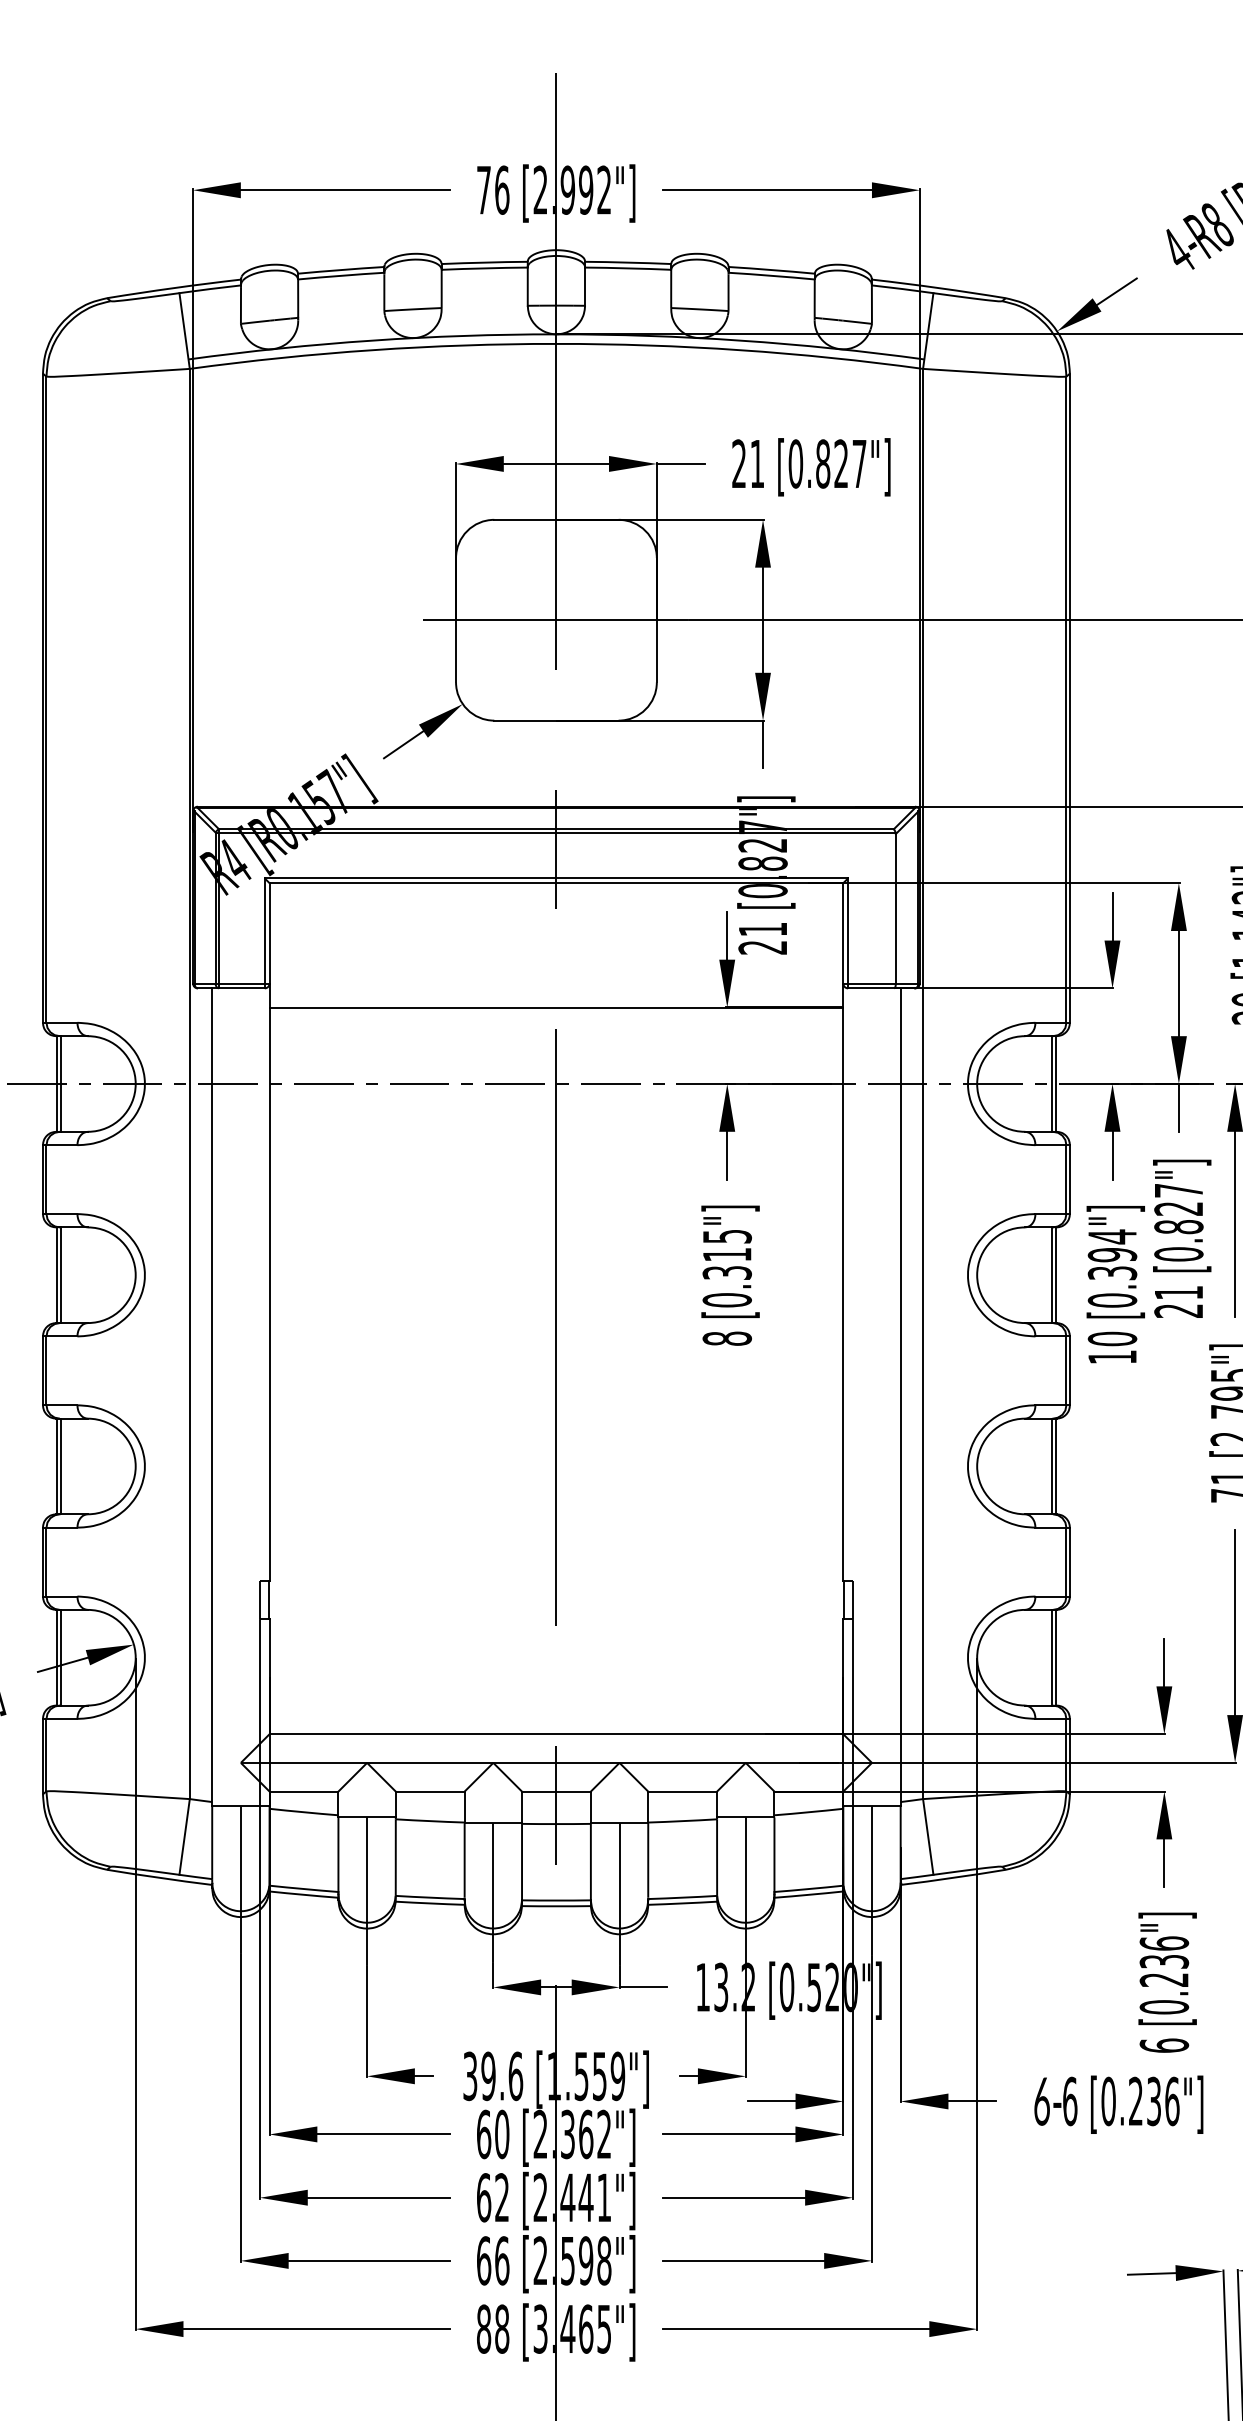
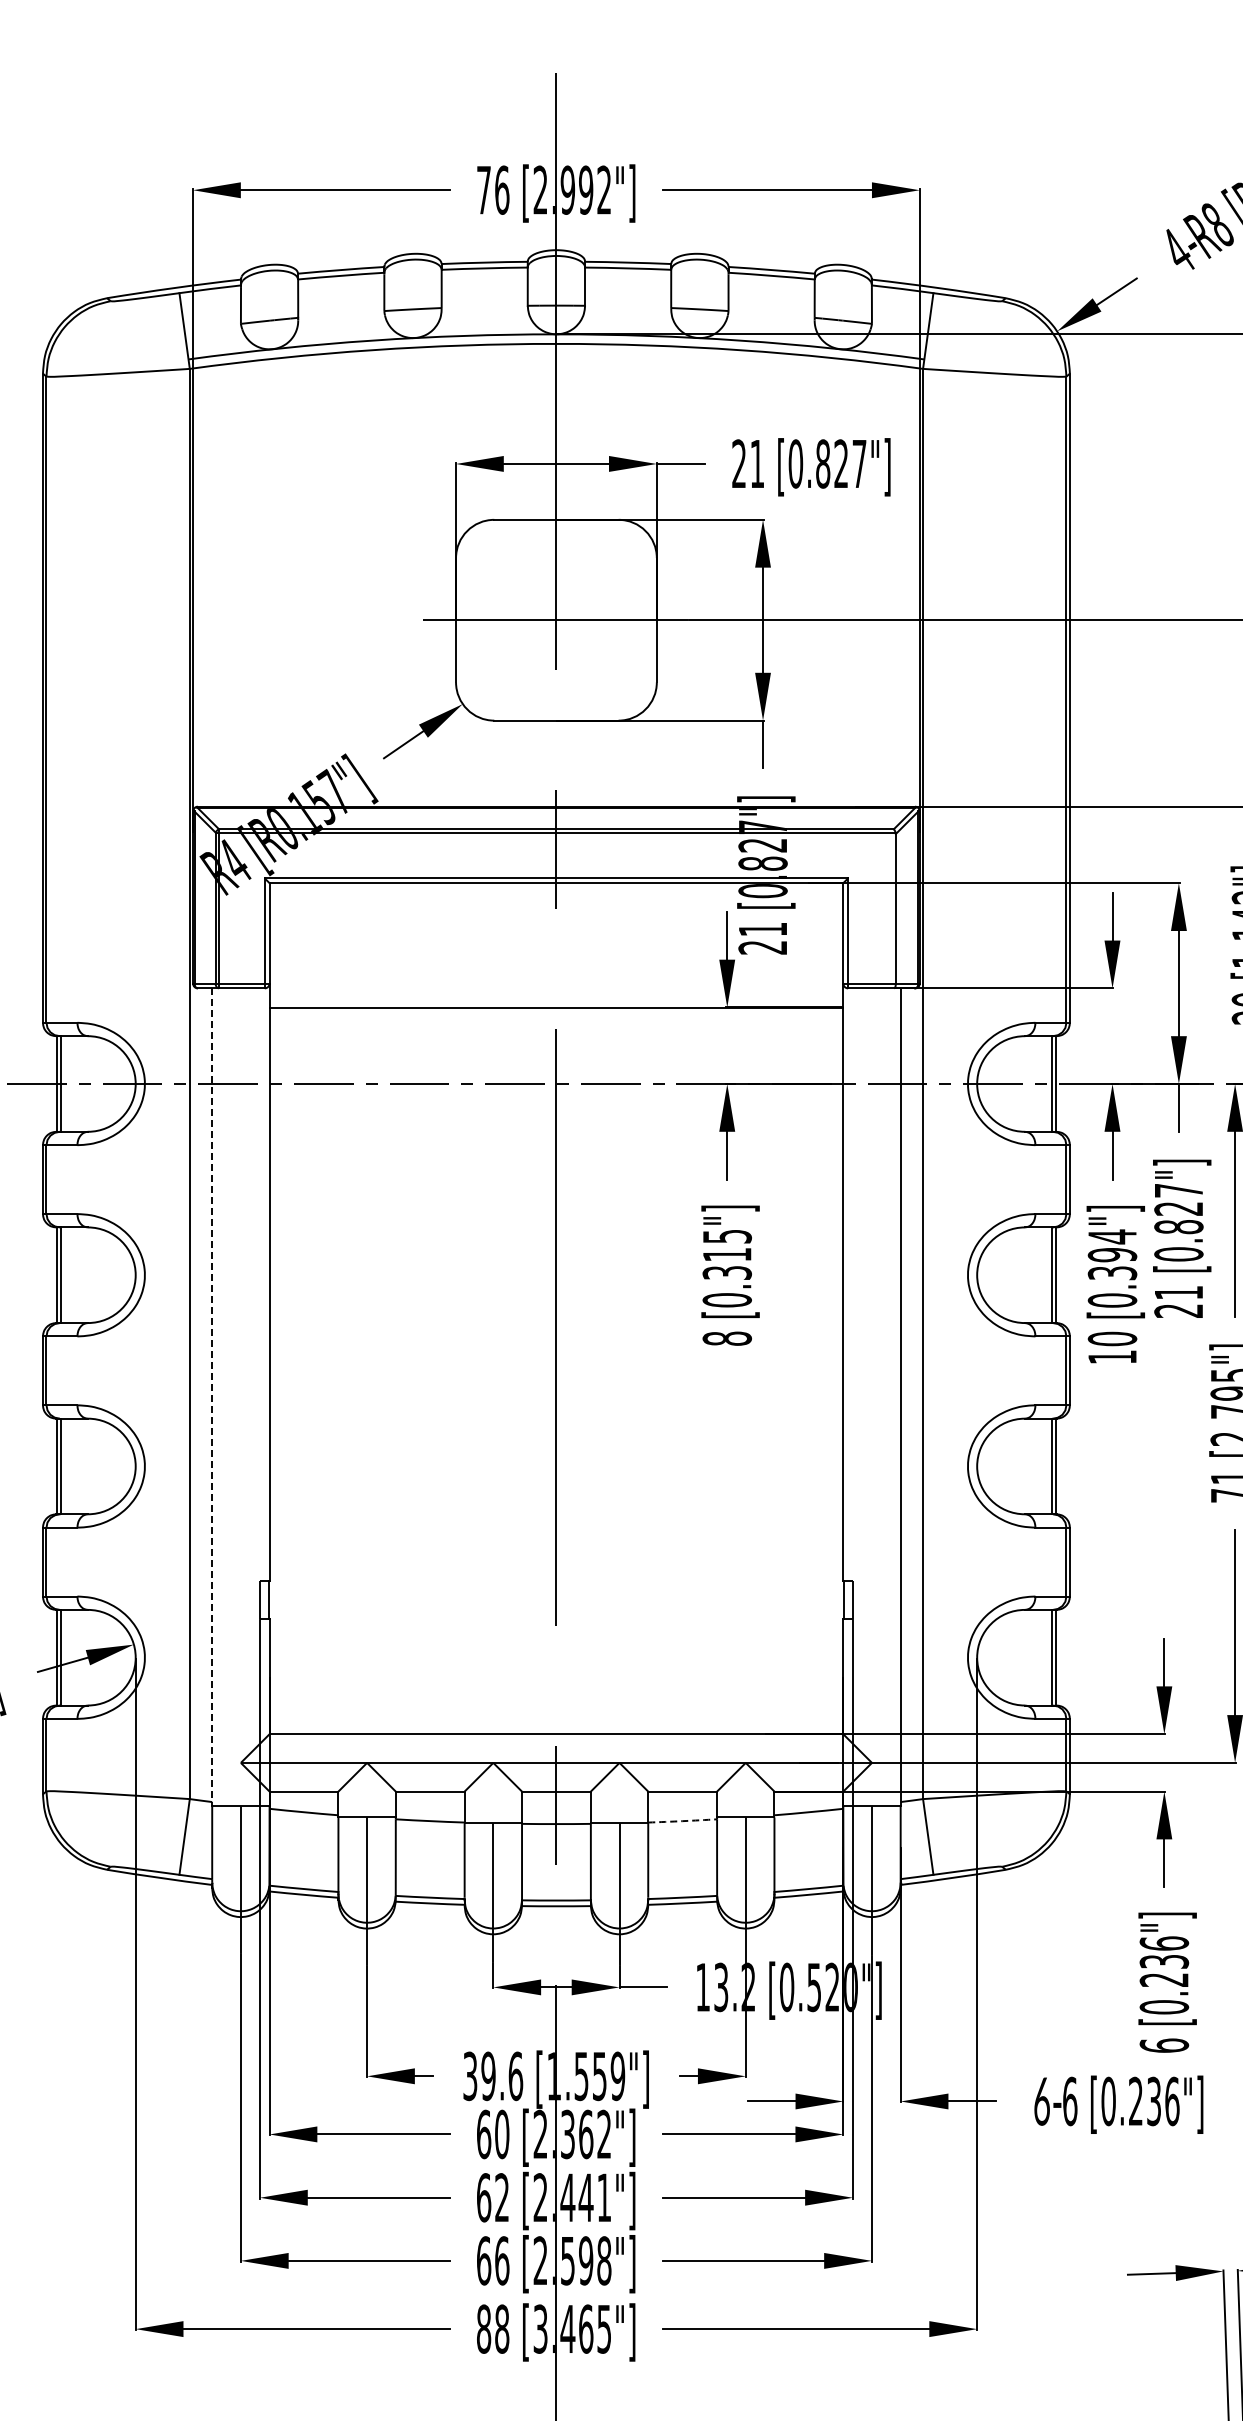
line: solid -> dashed (212, 1396)
arc: solid -> dashed (682, 1821)
